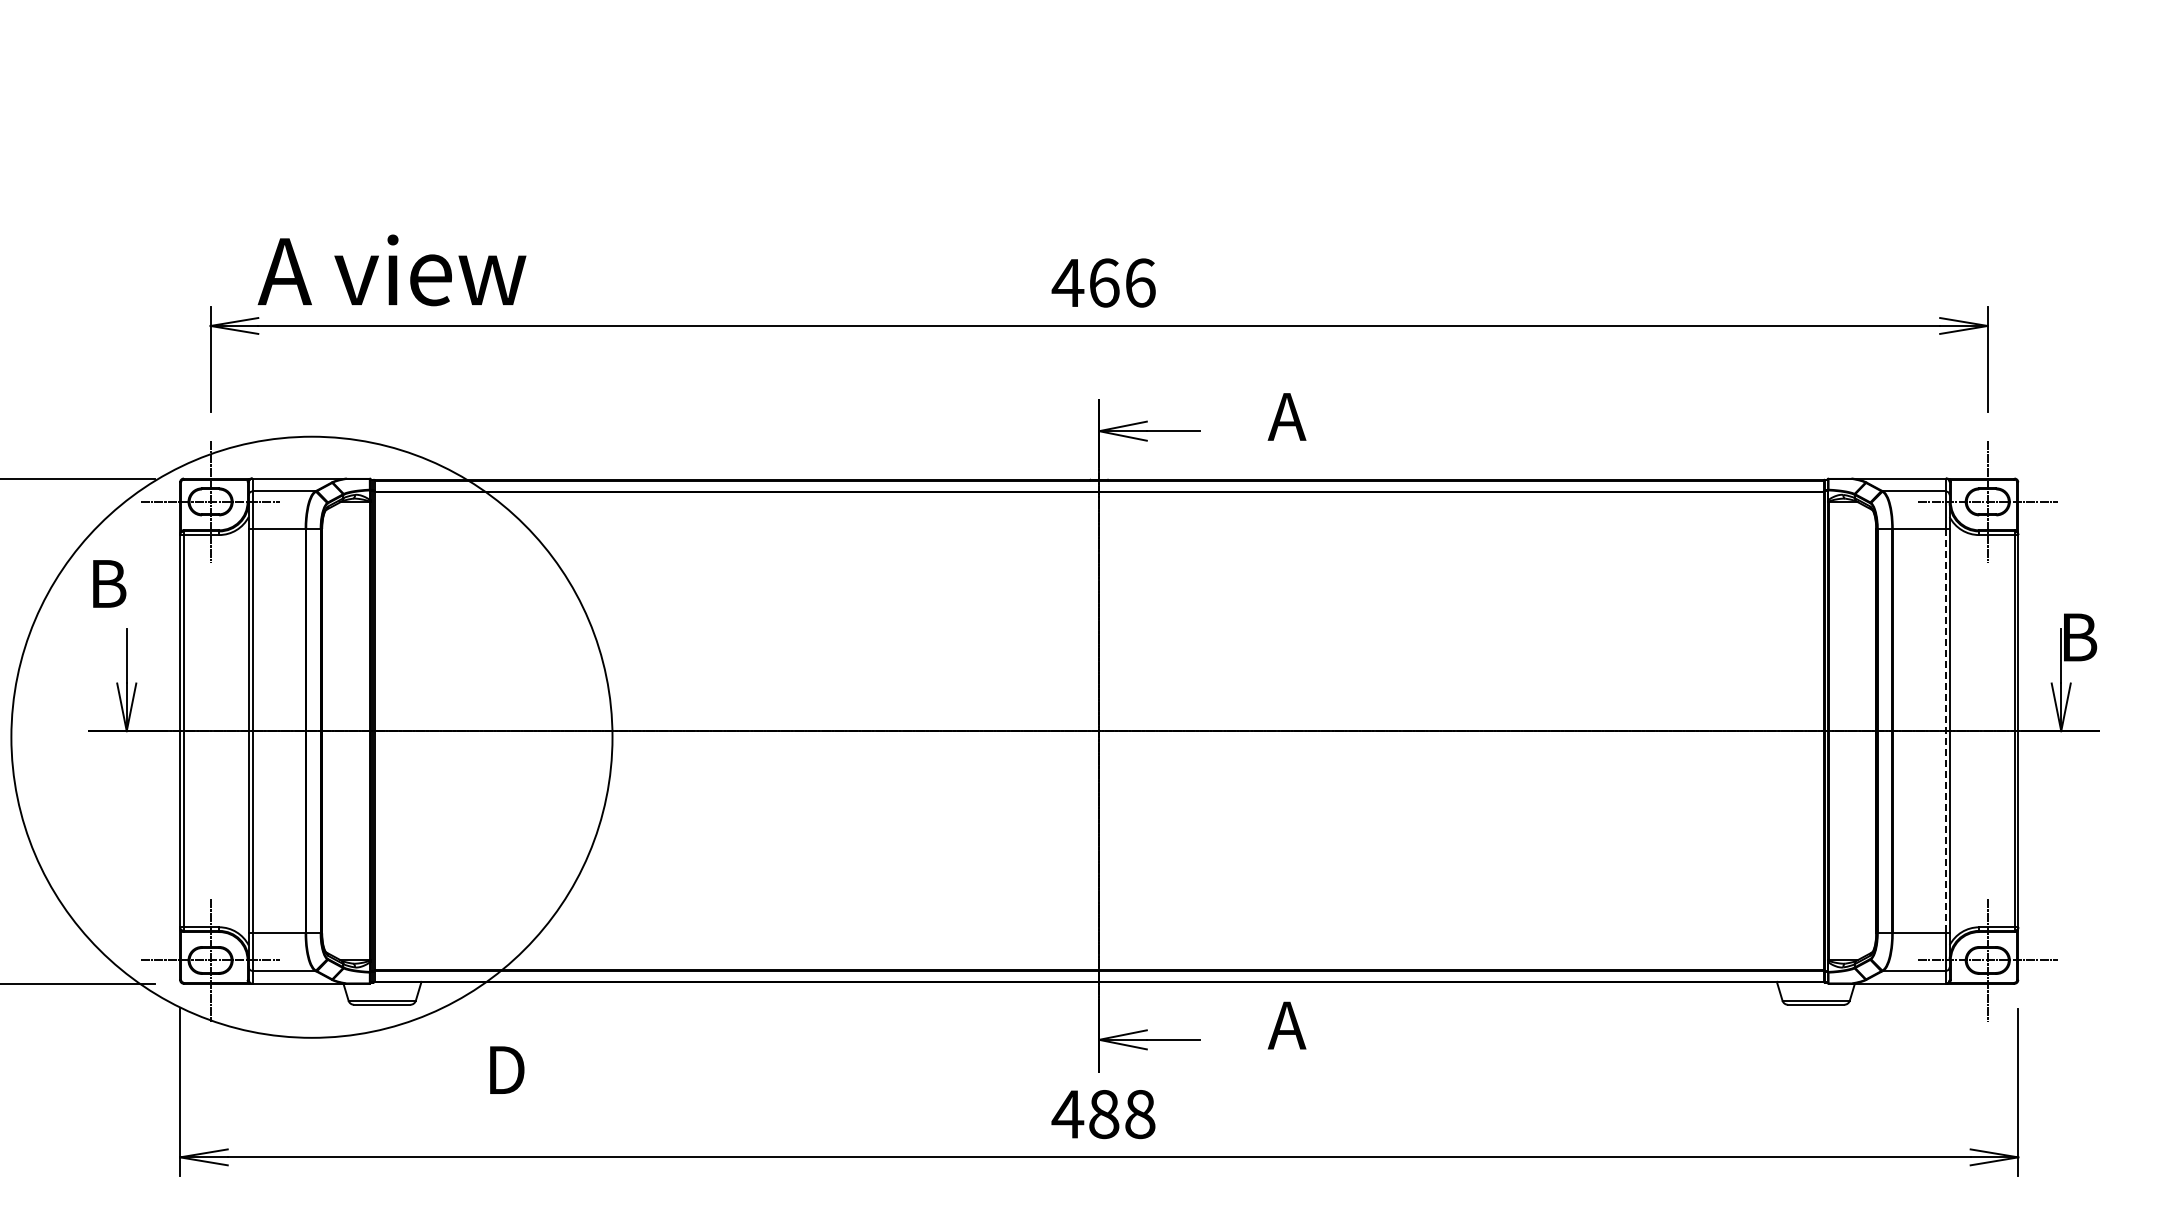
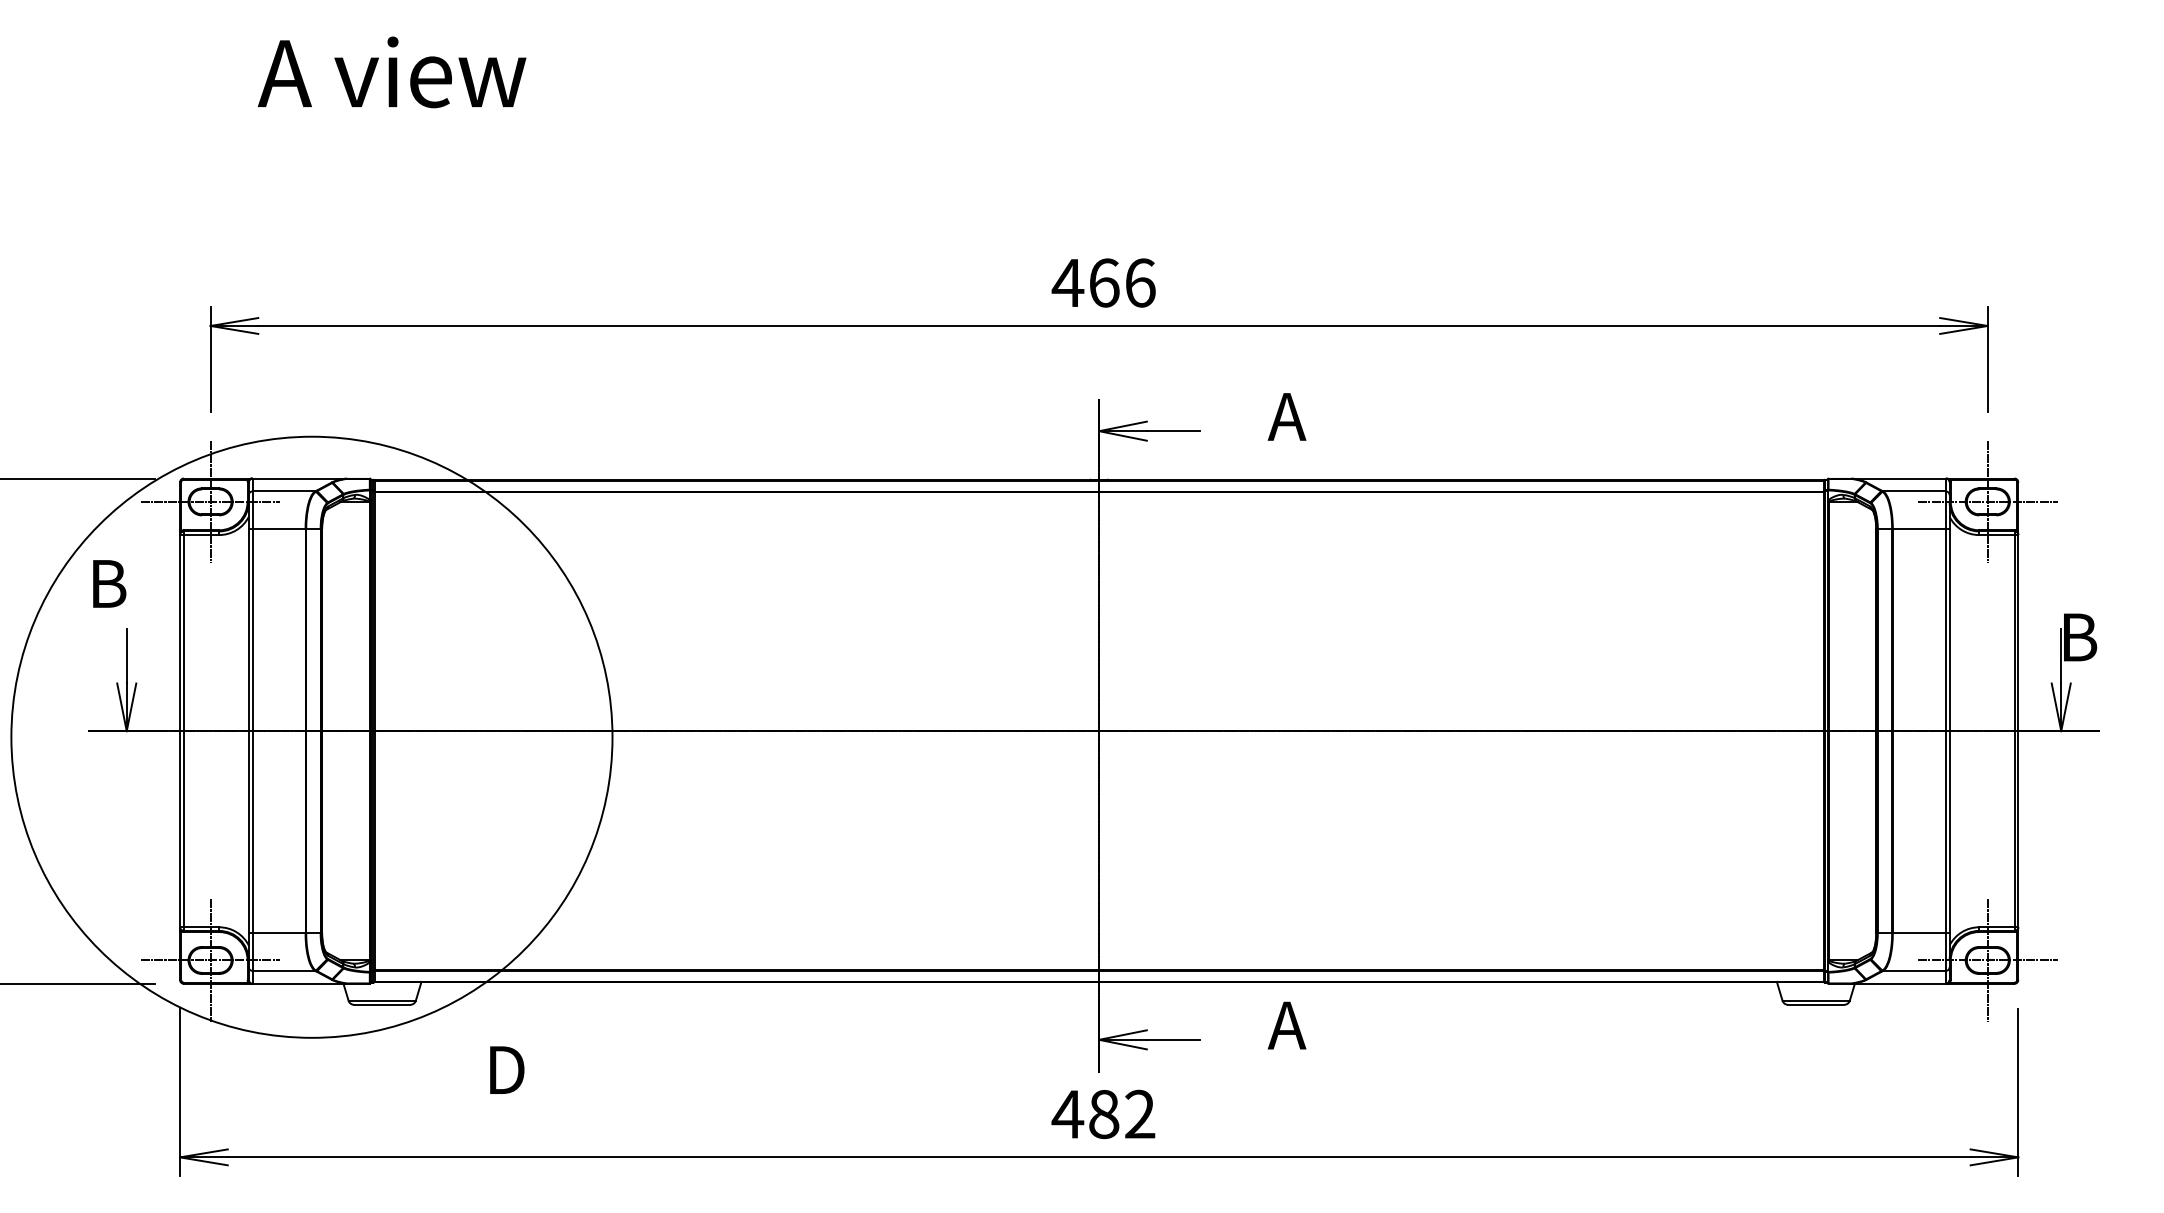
text position: (391, 270) -> (391, 72) (391, 72)
line: dashed -> solid (1945, 731)
text: 488 -> 482 (1140, 1114)
